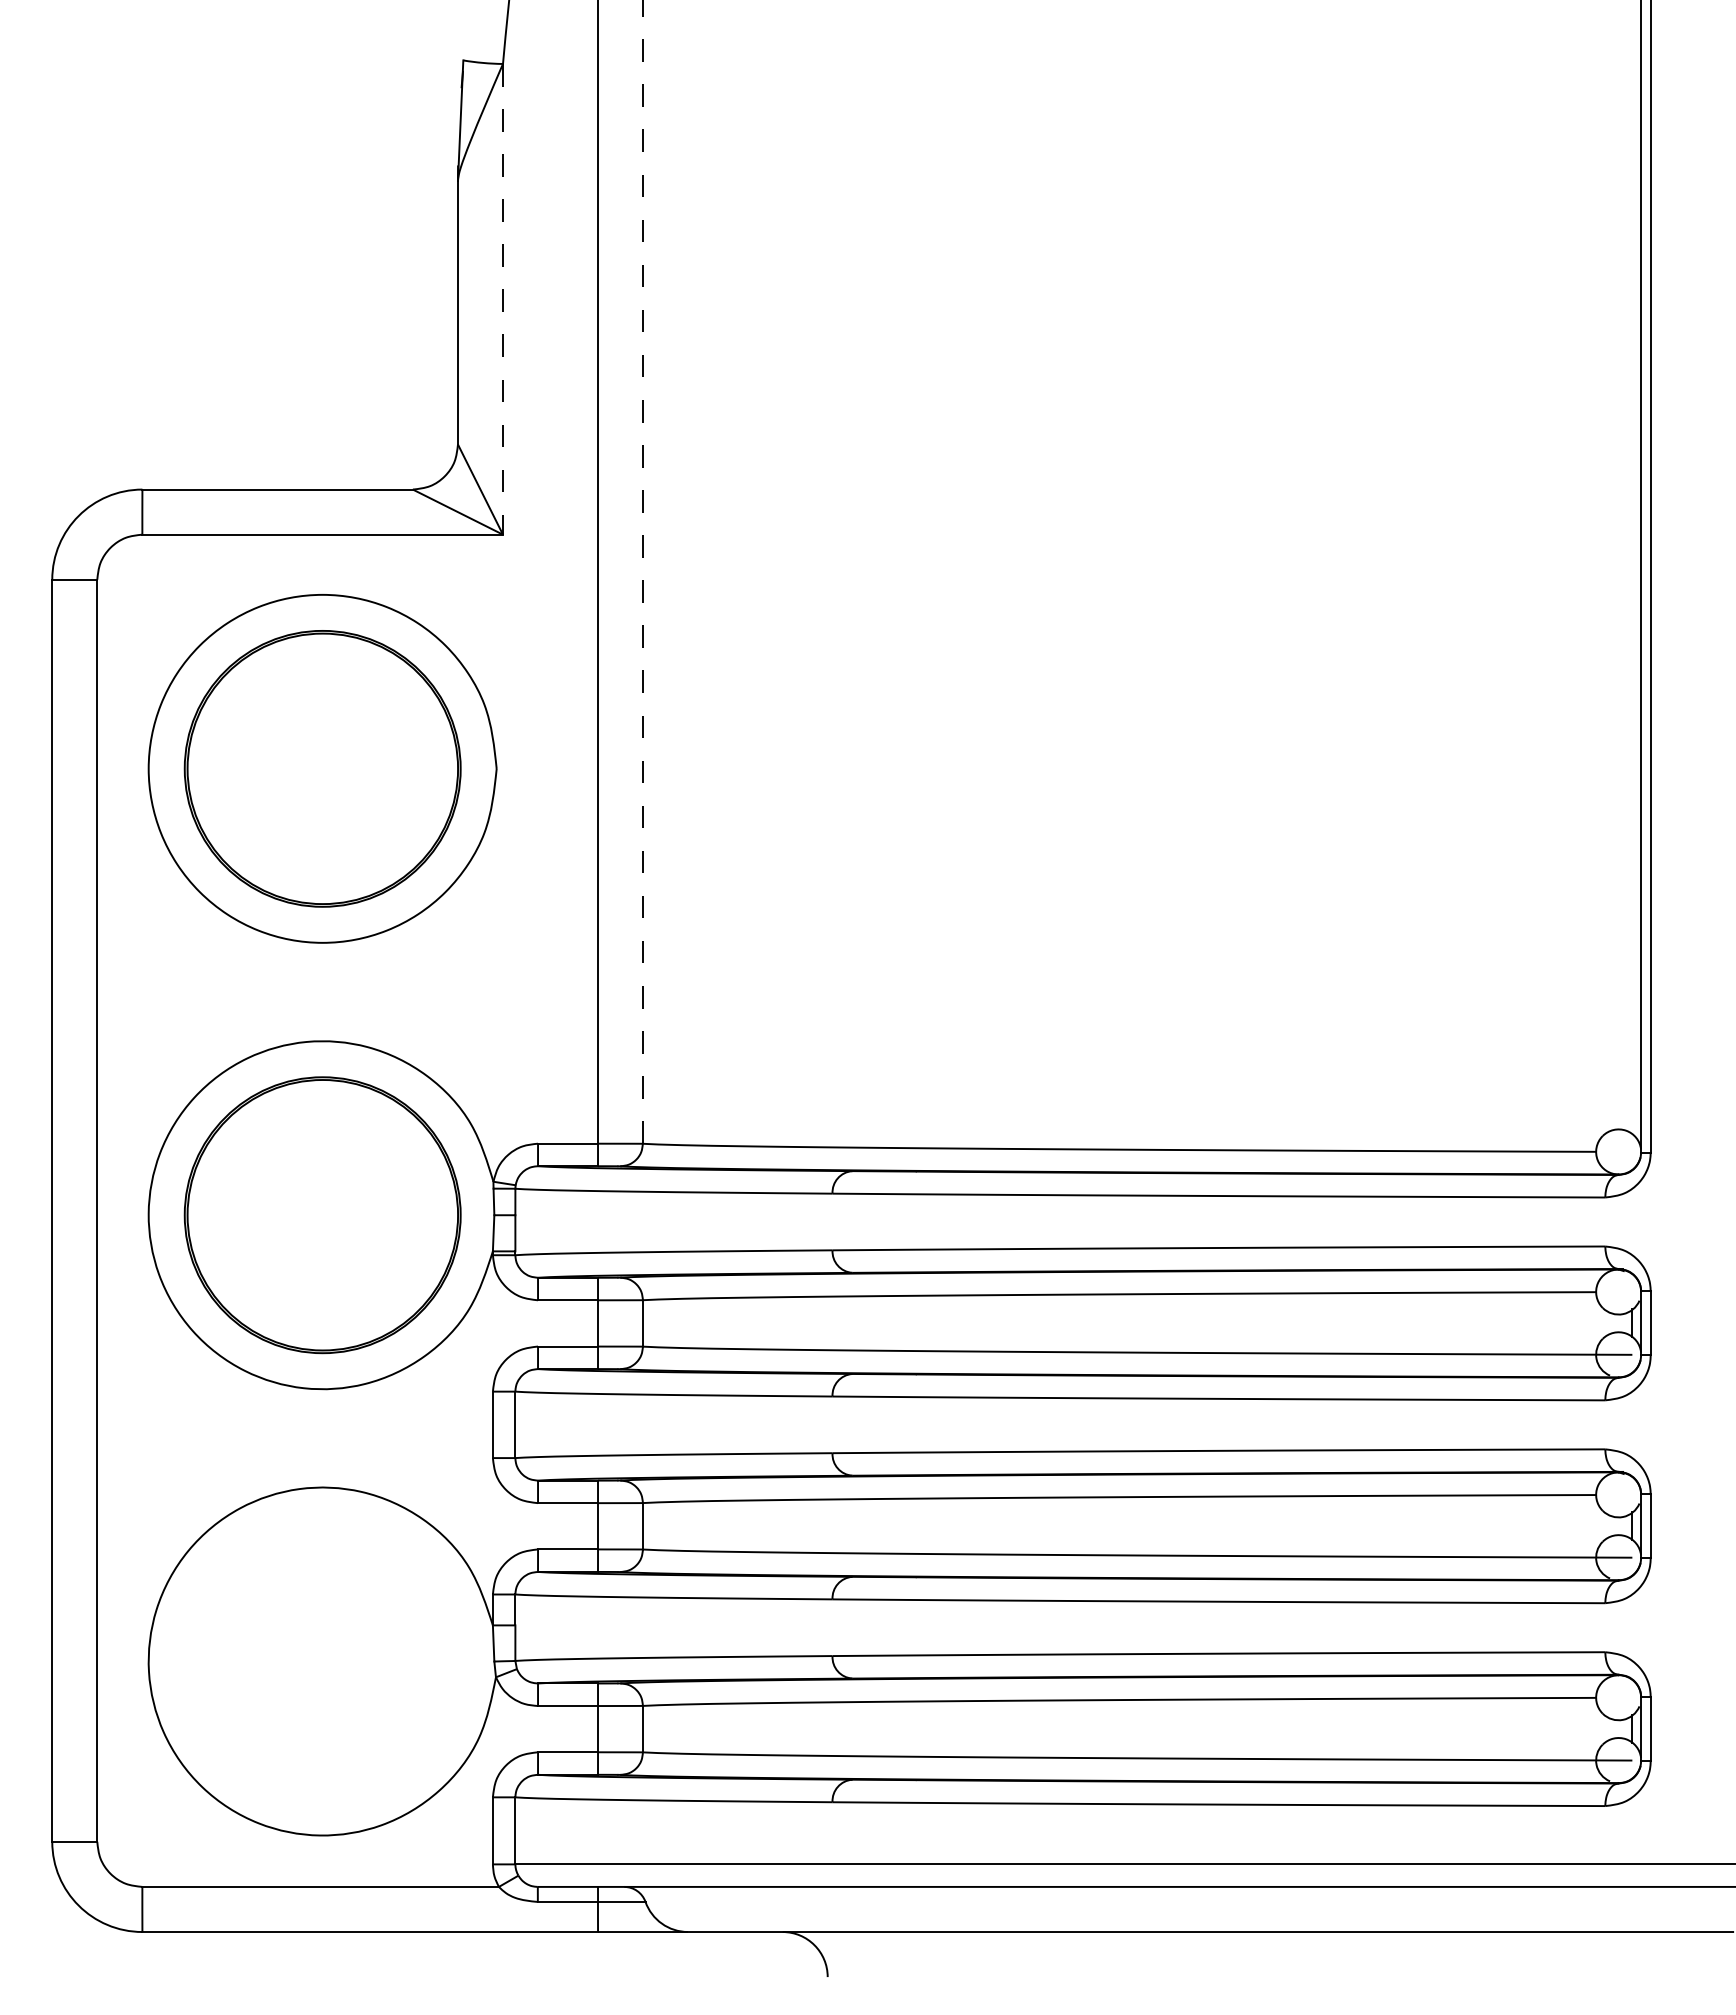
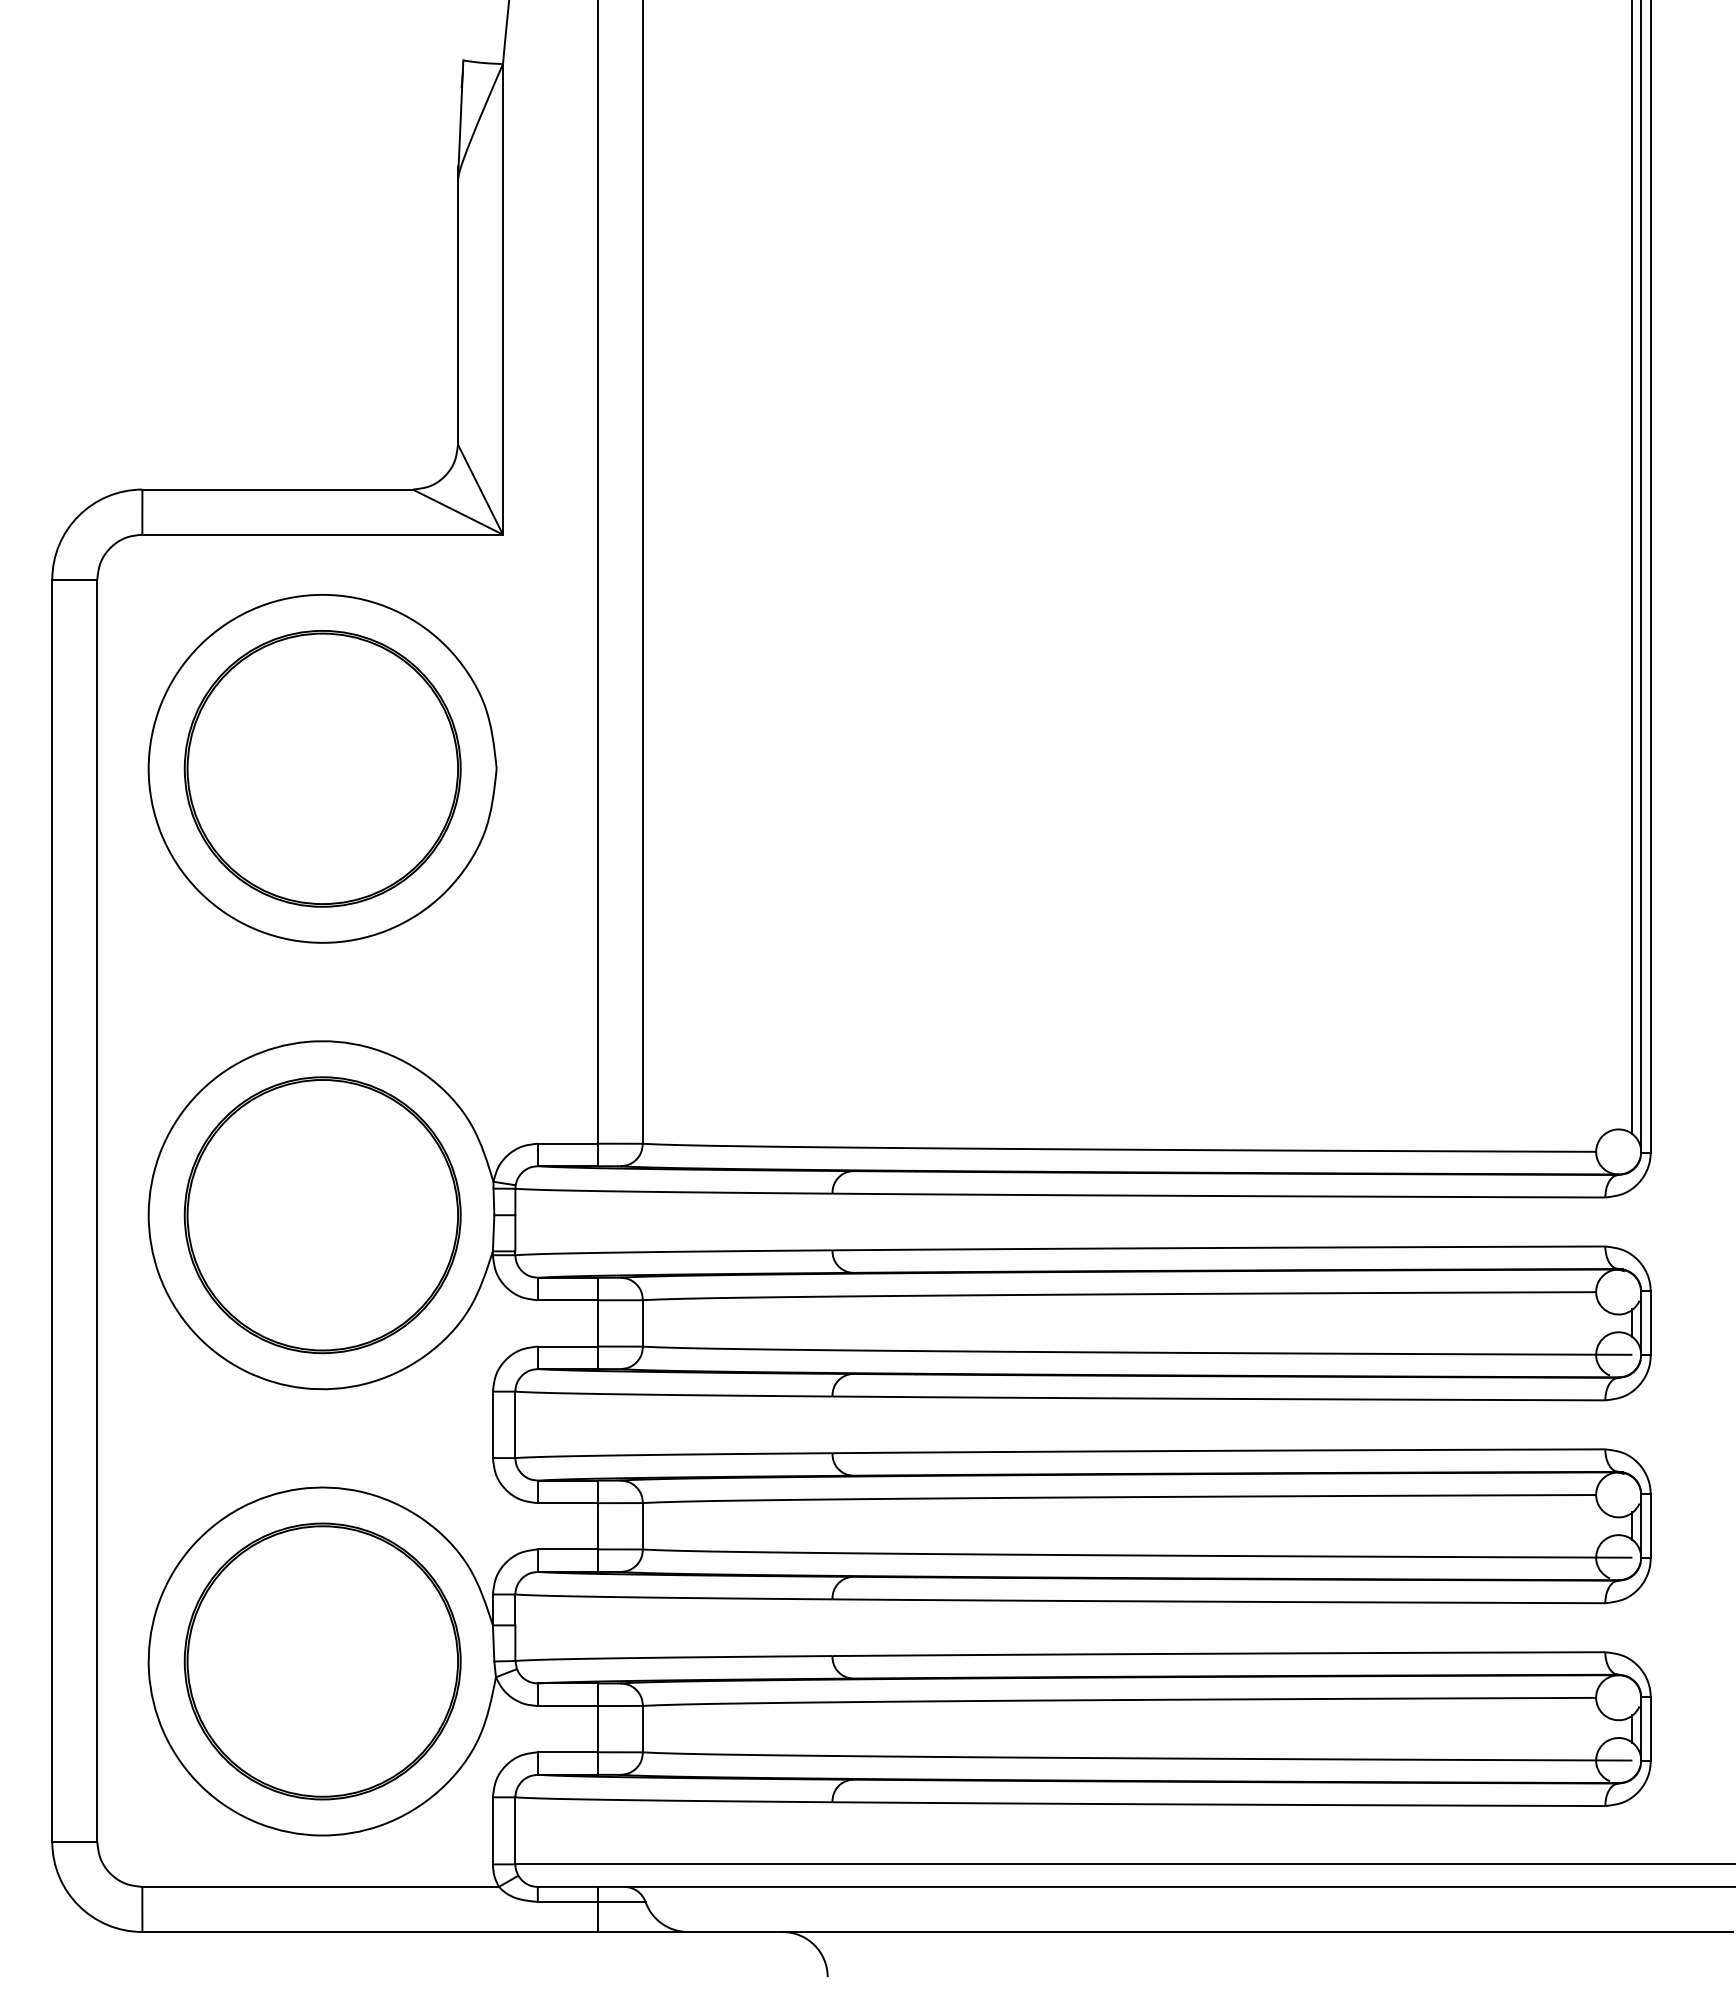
line: dashed -> solid (503, 299)
line: none -> present (1632, 568)
line: dashed -> solid (642, 572)
part: none -> present (322, 1661)
